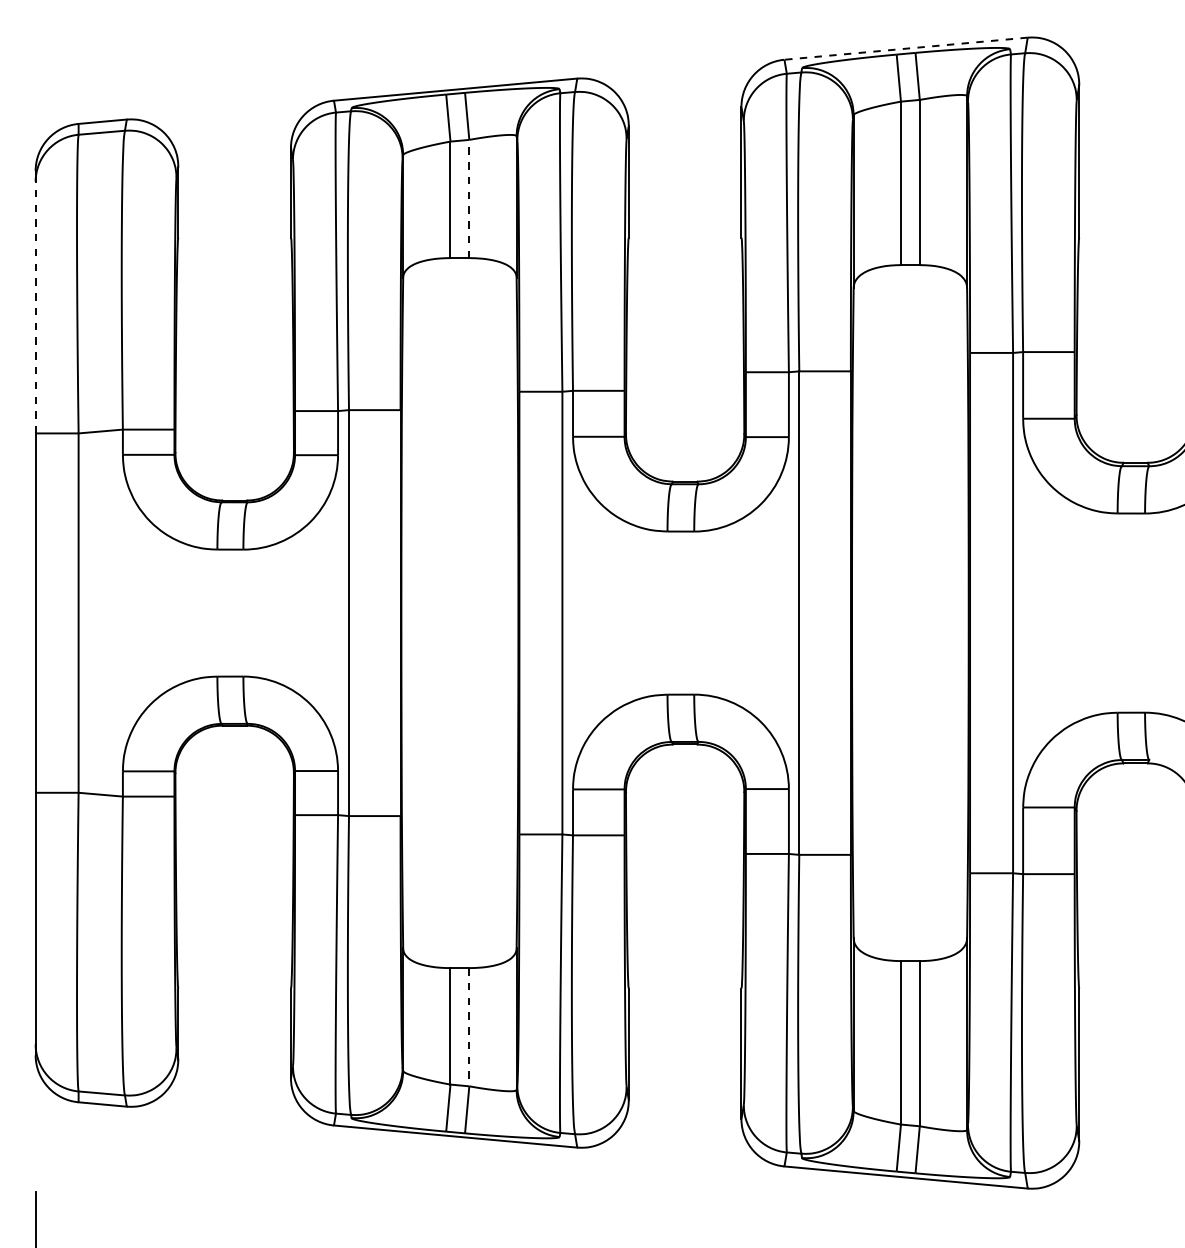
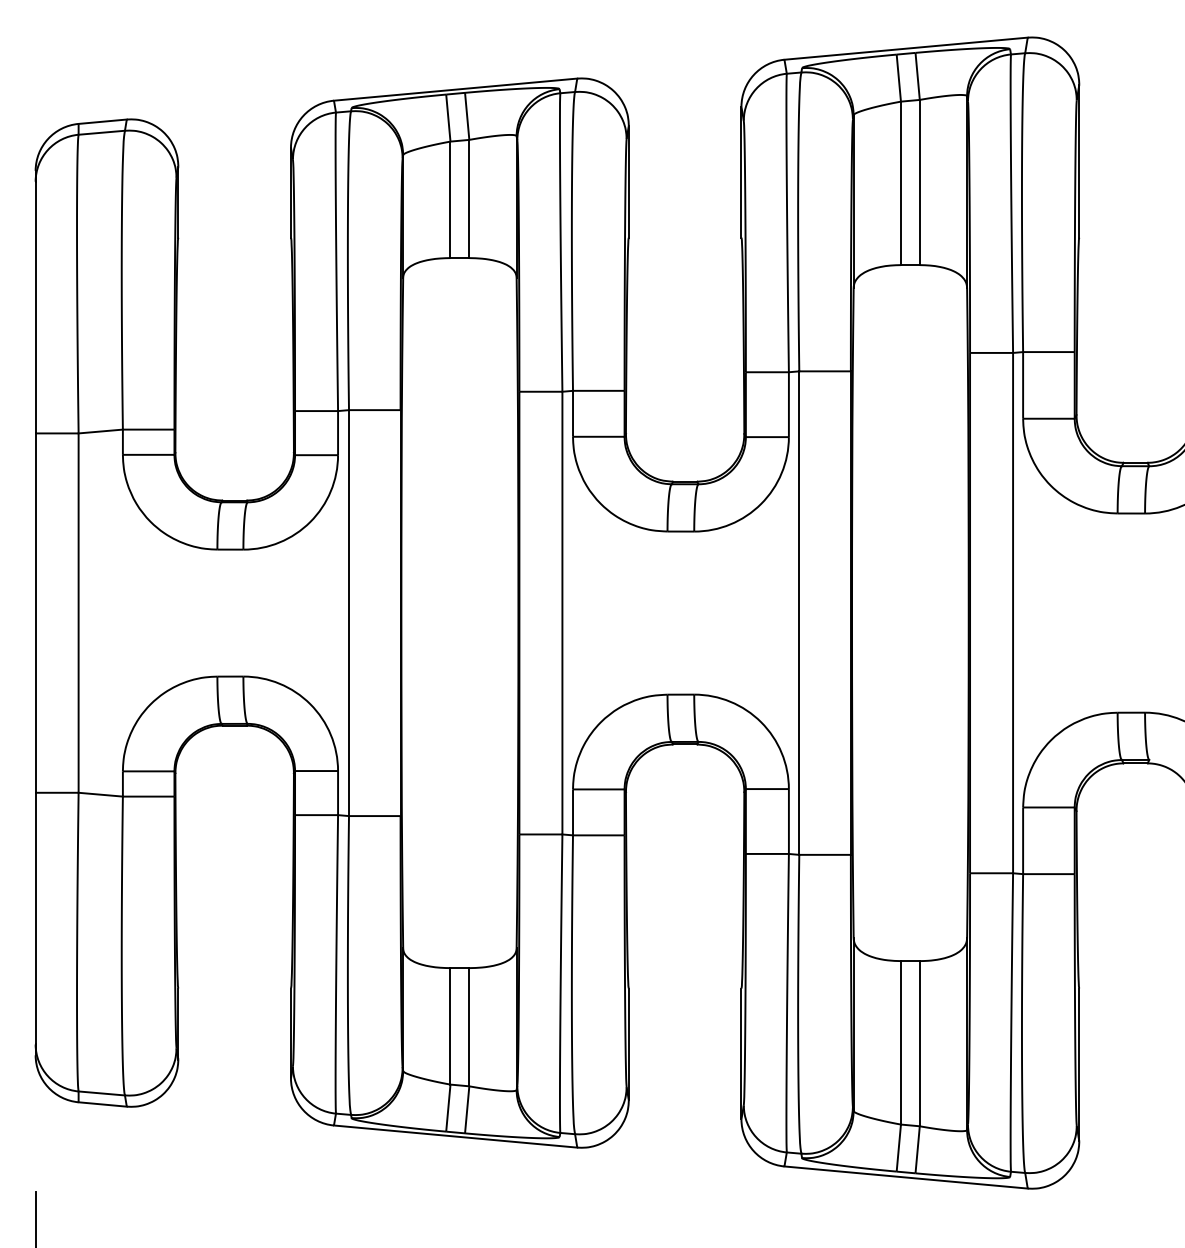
line: dashed -> solid (905, 48)
line: dashed -> solid (469, 198)
line: dashed -> solid (35, 307)
line: dashed -> solid (469, 1027)
